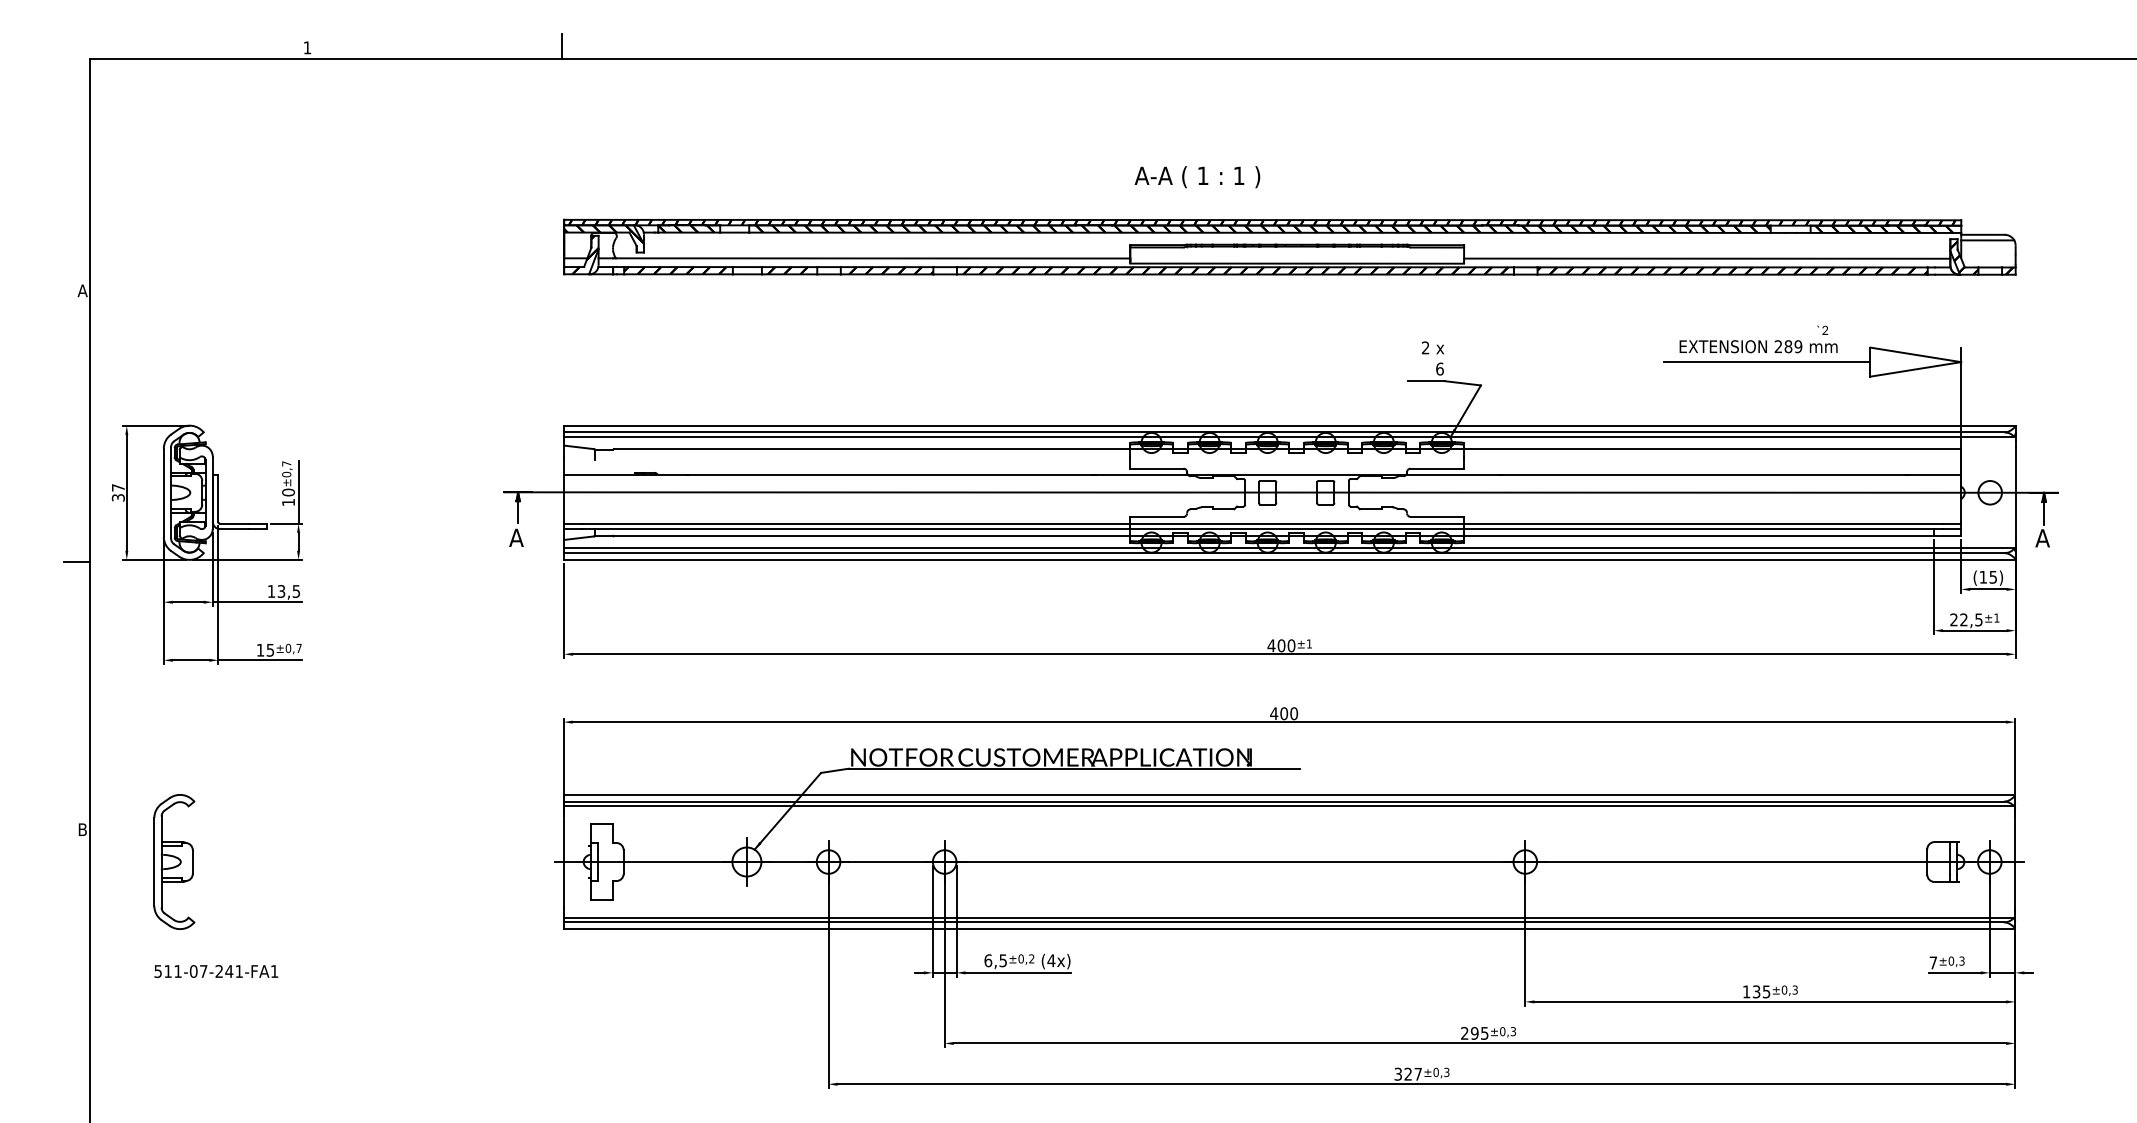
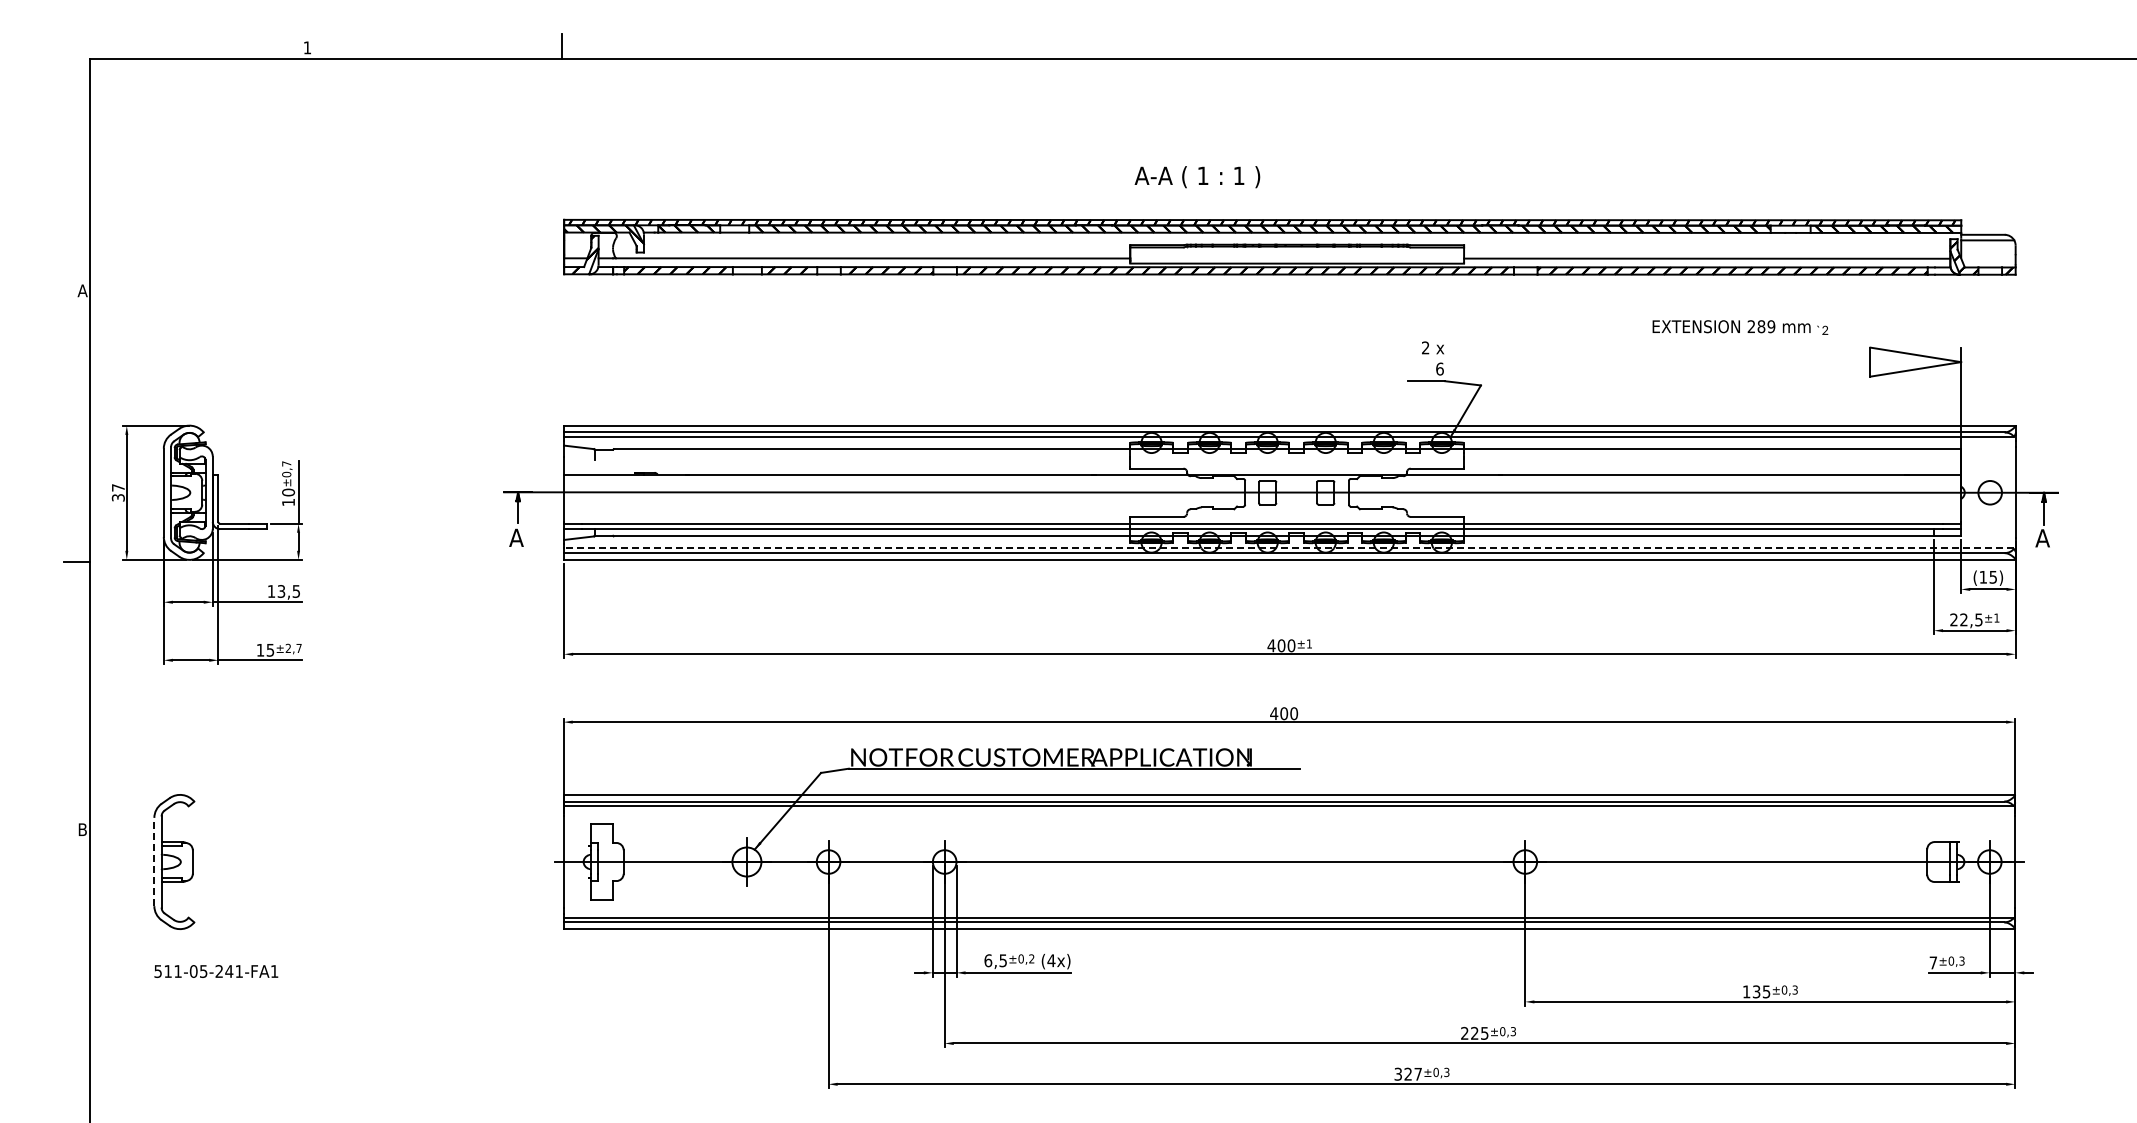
text position: (1758, 346) -> (1731, 326) (1731, 326)
line: present -> none (1766, 362)
line: solid -> dashed (1288, 548)
text: ±0,7 -> ±2,7 (288, 648)
line: solid -> dashed (154, 861)
text: 511-07-241-FA1 -> 511-05-241-FA1 (203, 971)
text: 295 -> 225 (1474, 1033)
